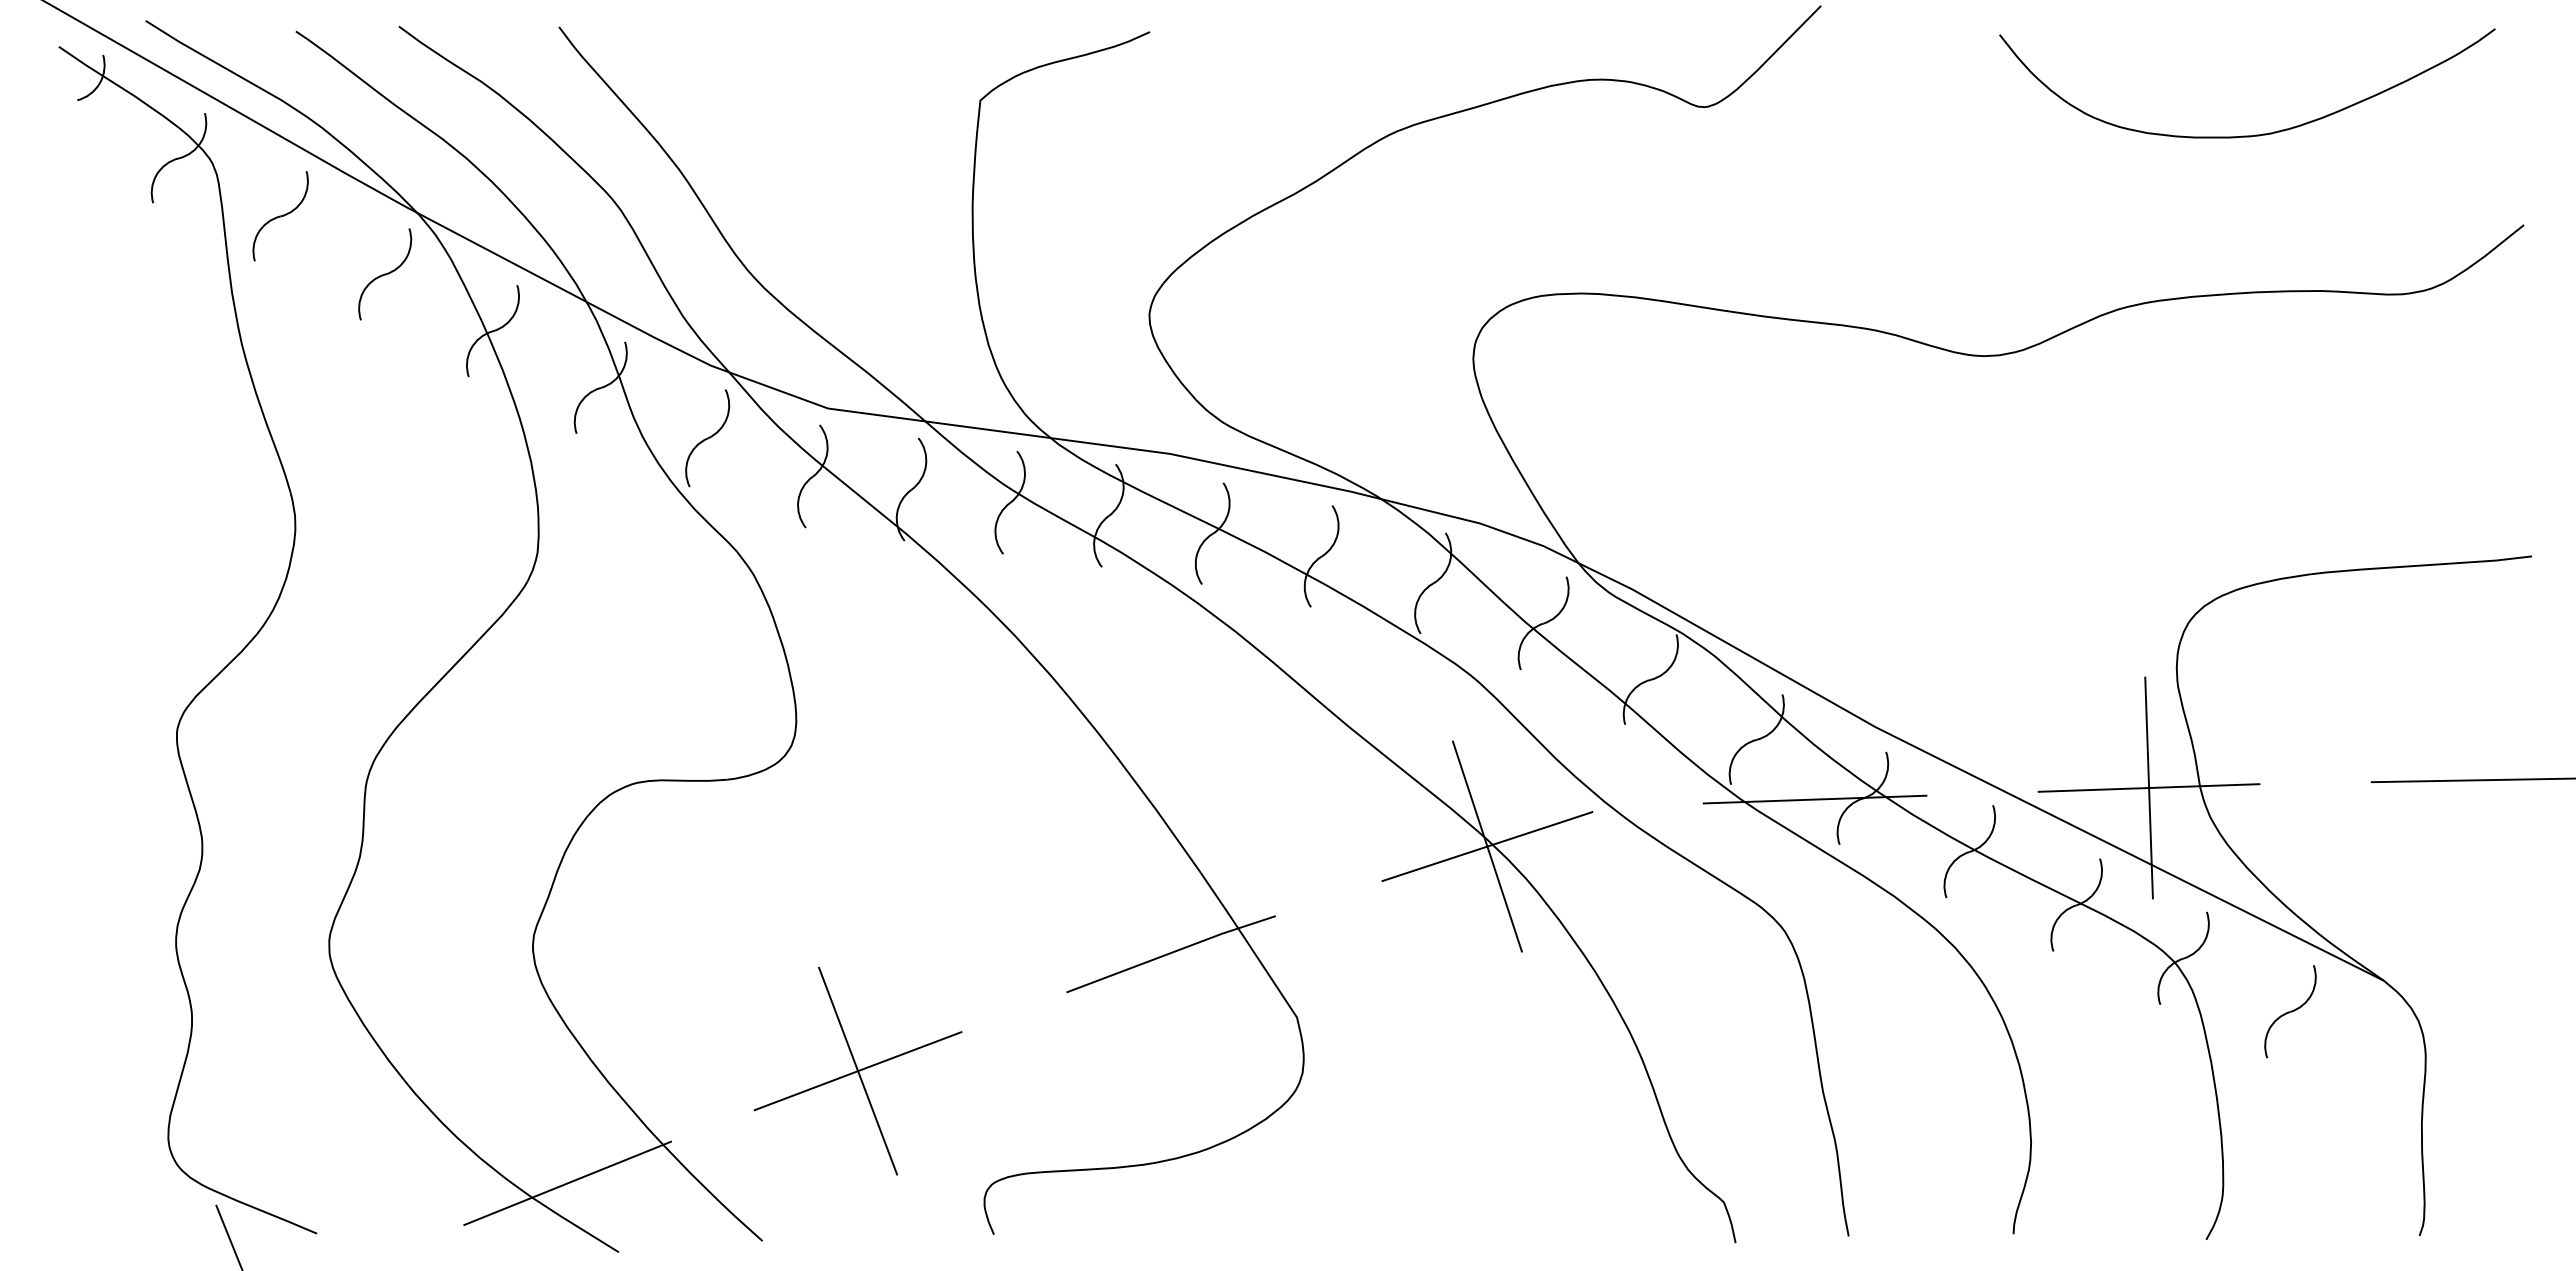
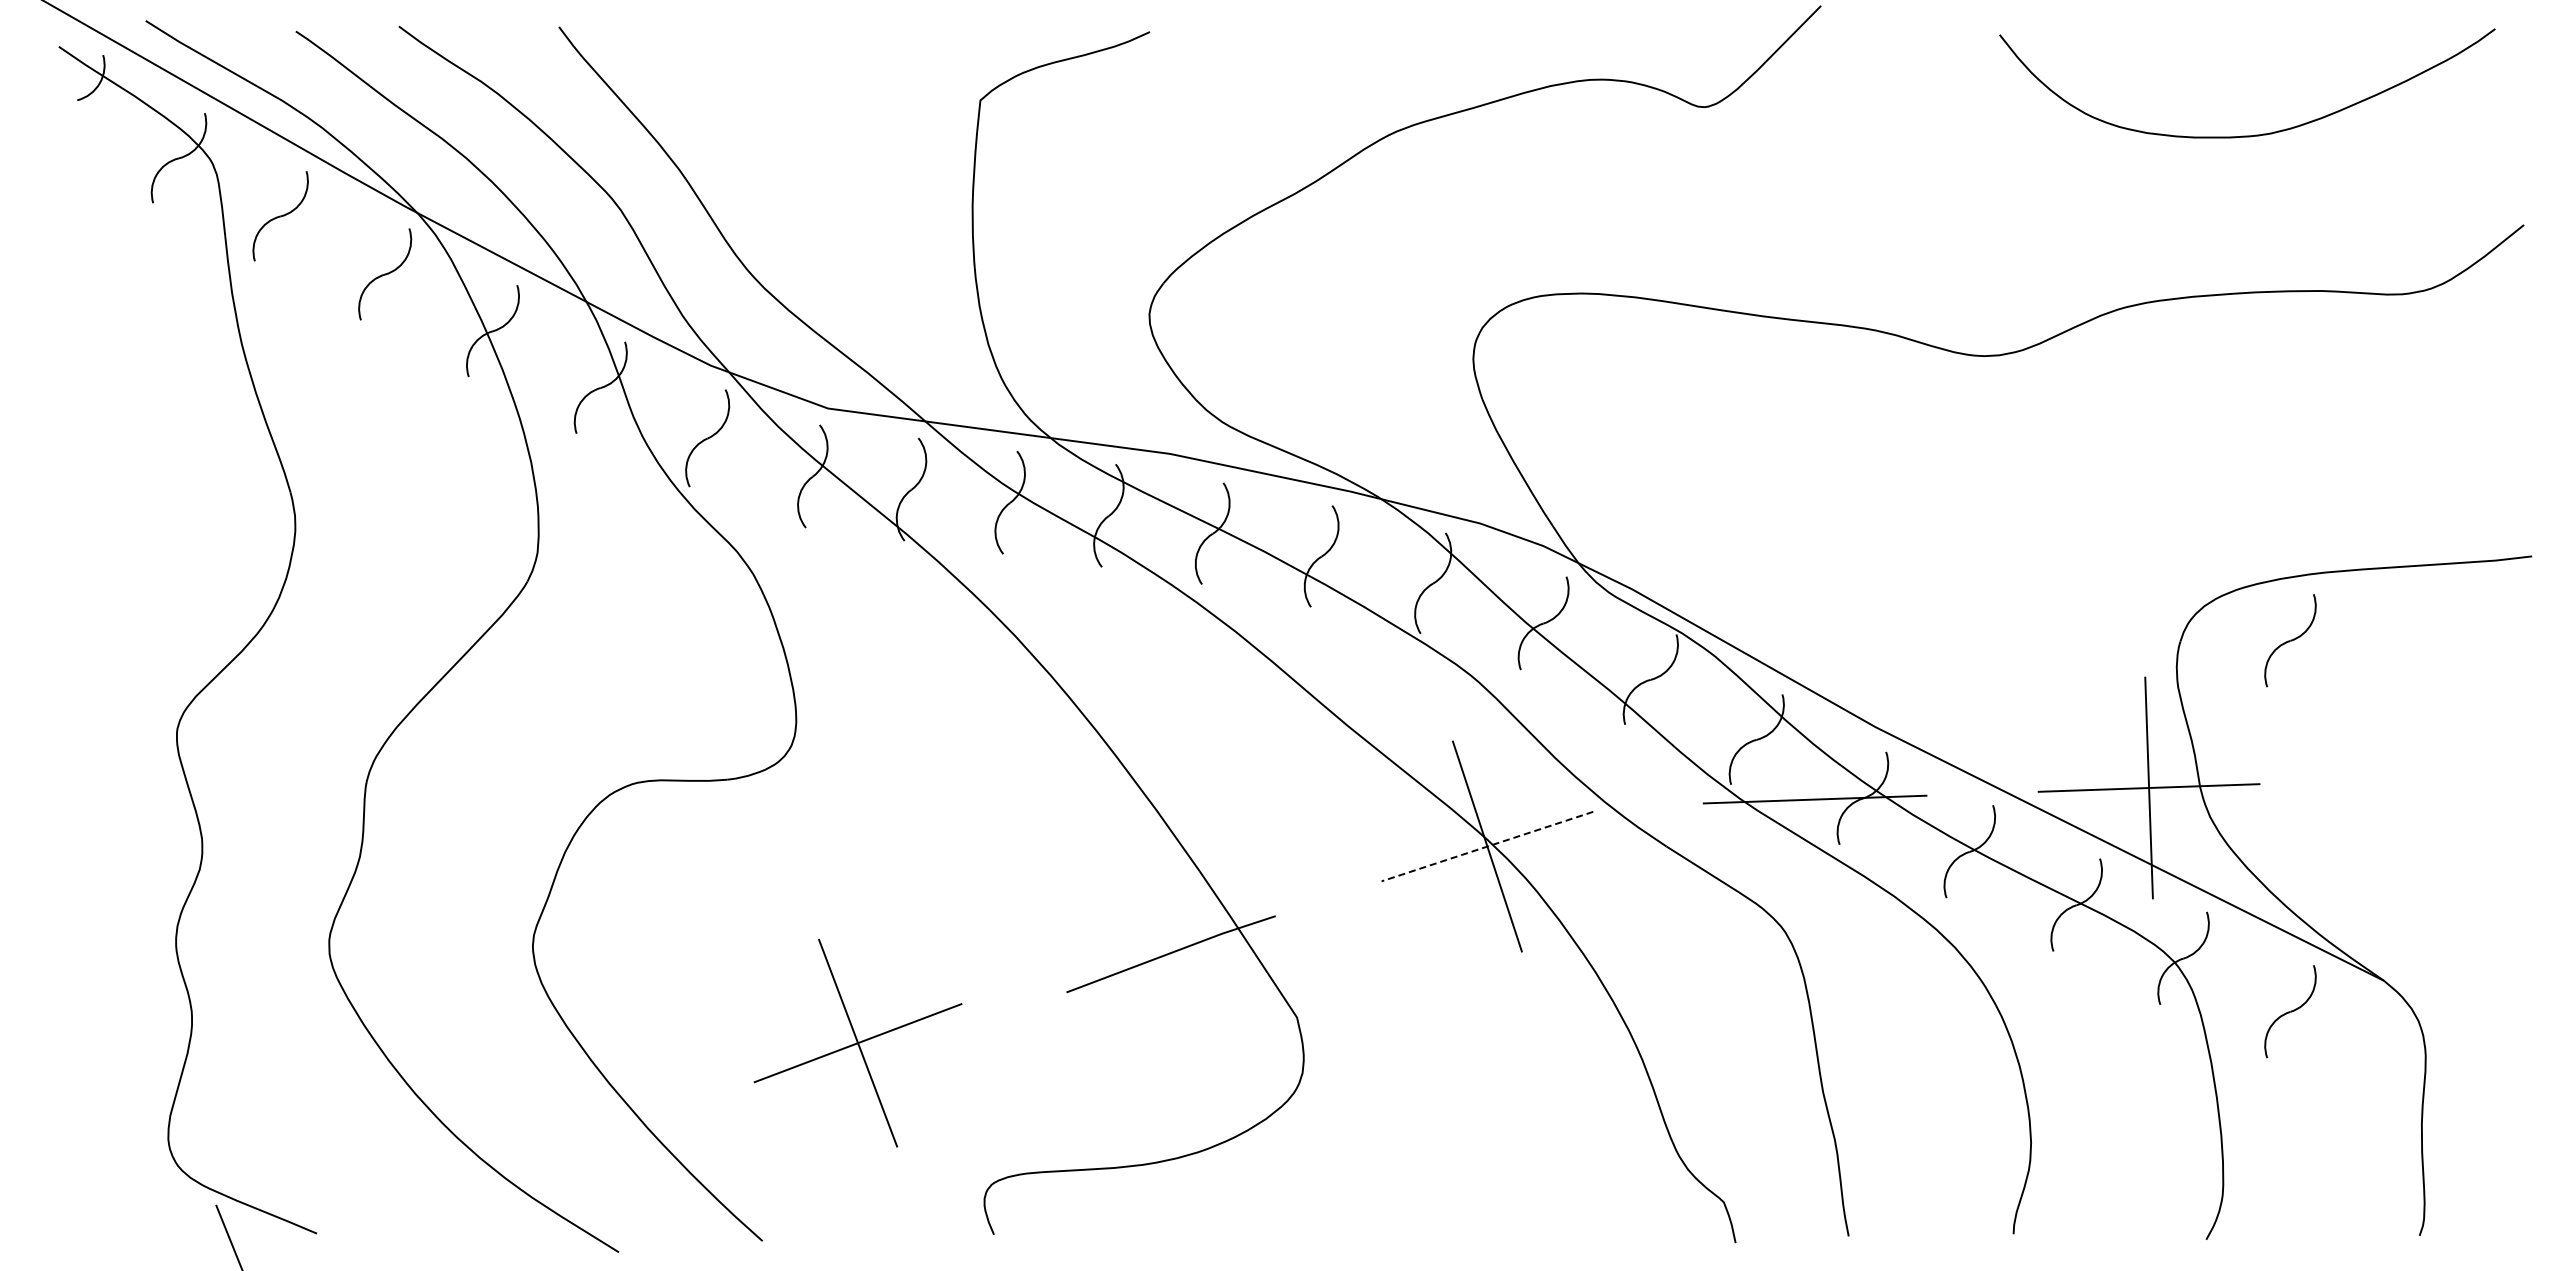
part: none -> present (2290, 640)
line: present -> none (2471, 780)
line: solid -> dashed (1487, 846)
part position: (857, 1070) -> (857, 1042) (857, 1042)
line: present -> none (567, 1183)
